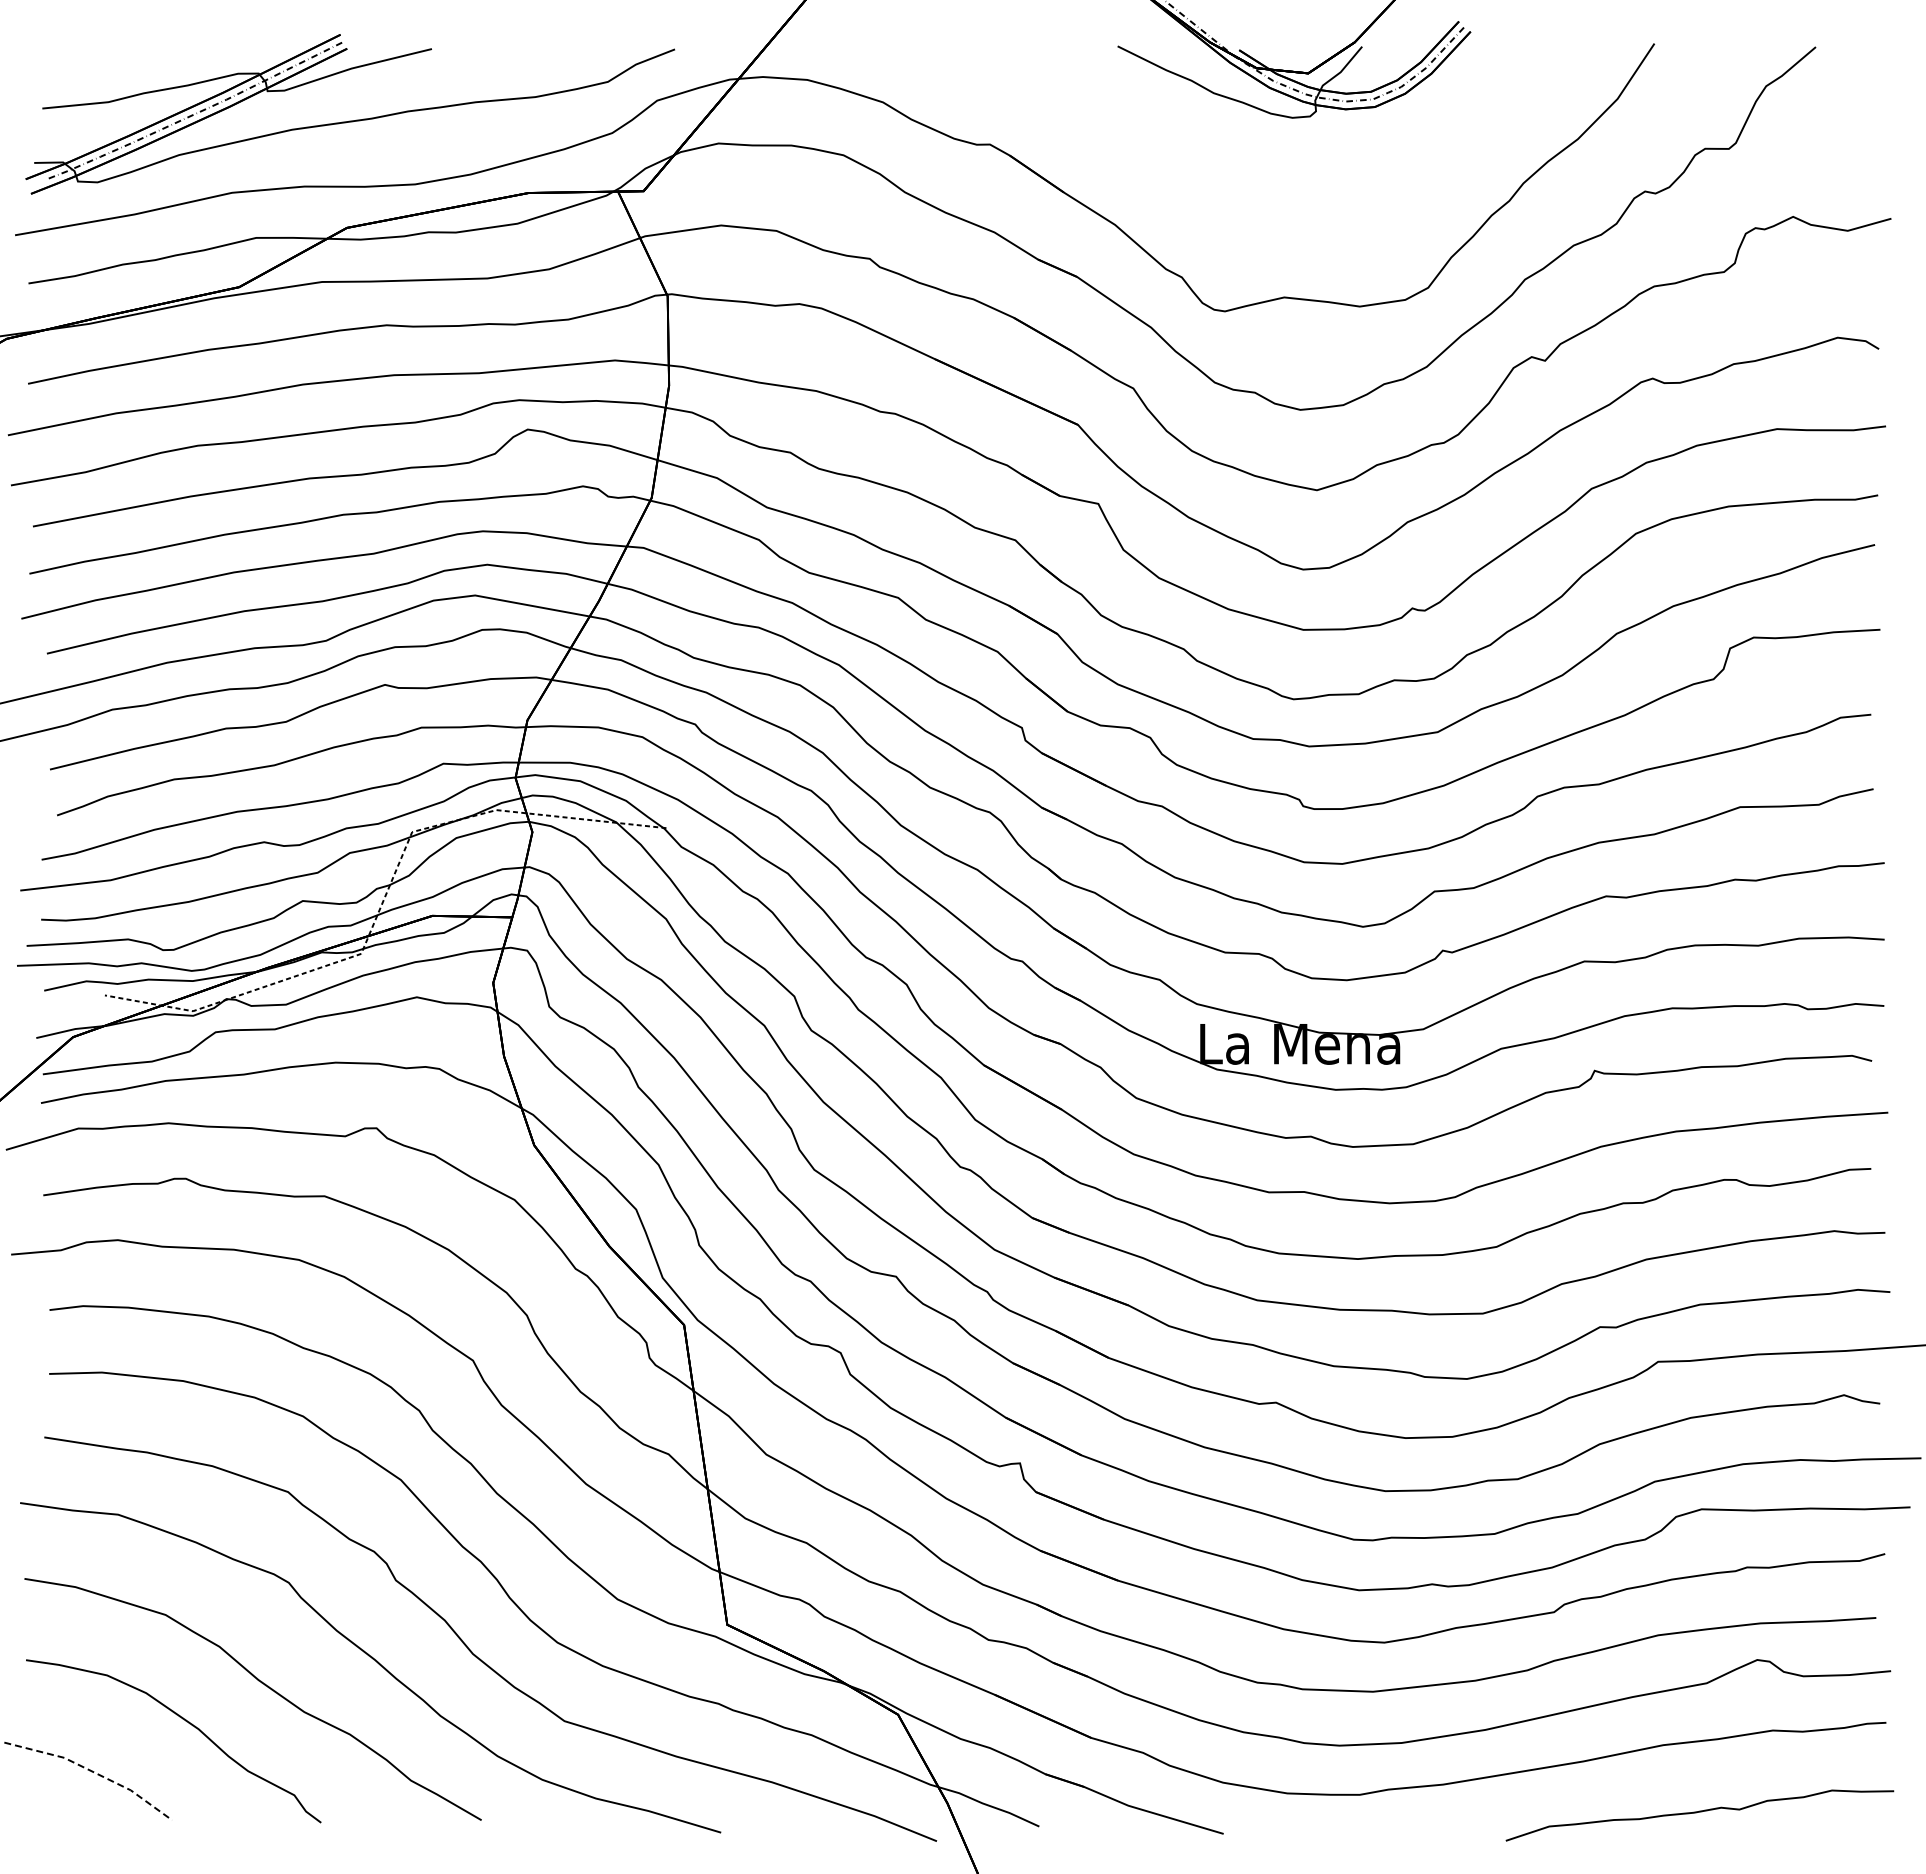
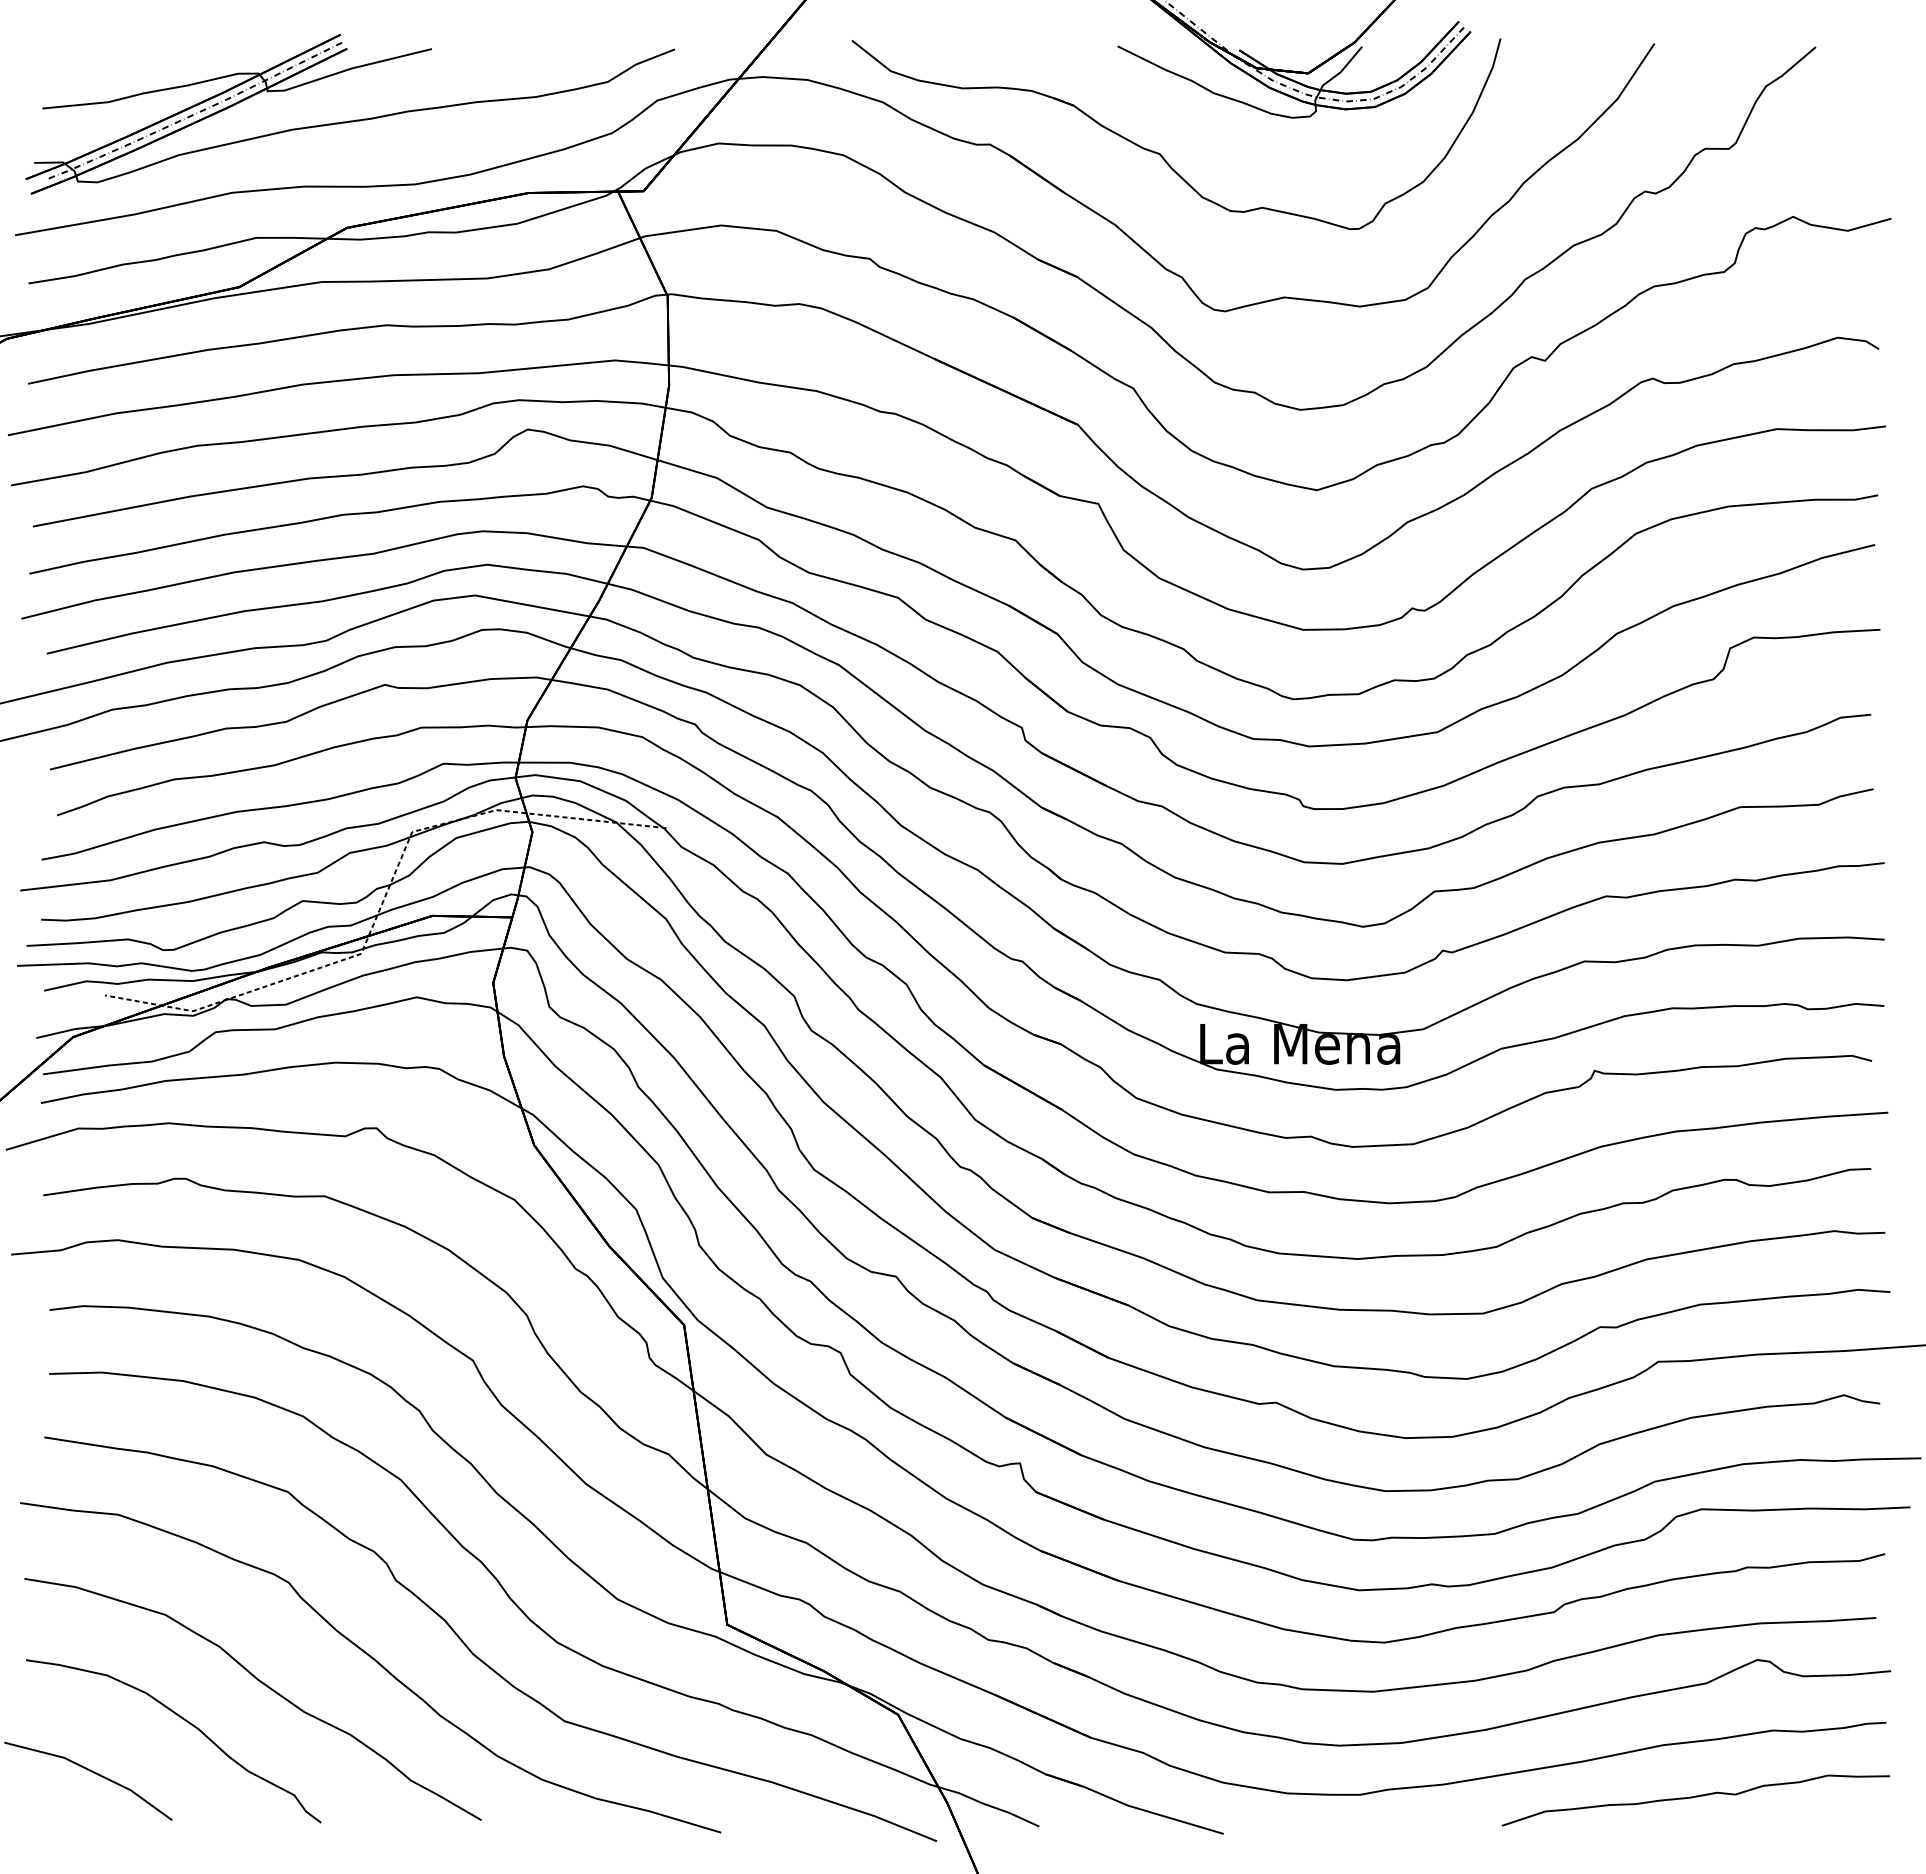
part: none -> present (1160, 153)
line: dashed -> solid (93, 1772)
curve position: (1699, 1812) -> (1695, 1797) (1695, 1797)
